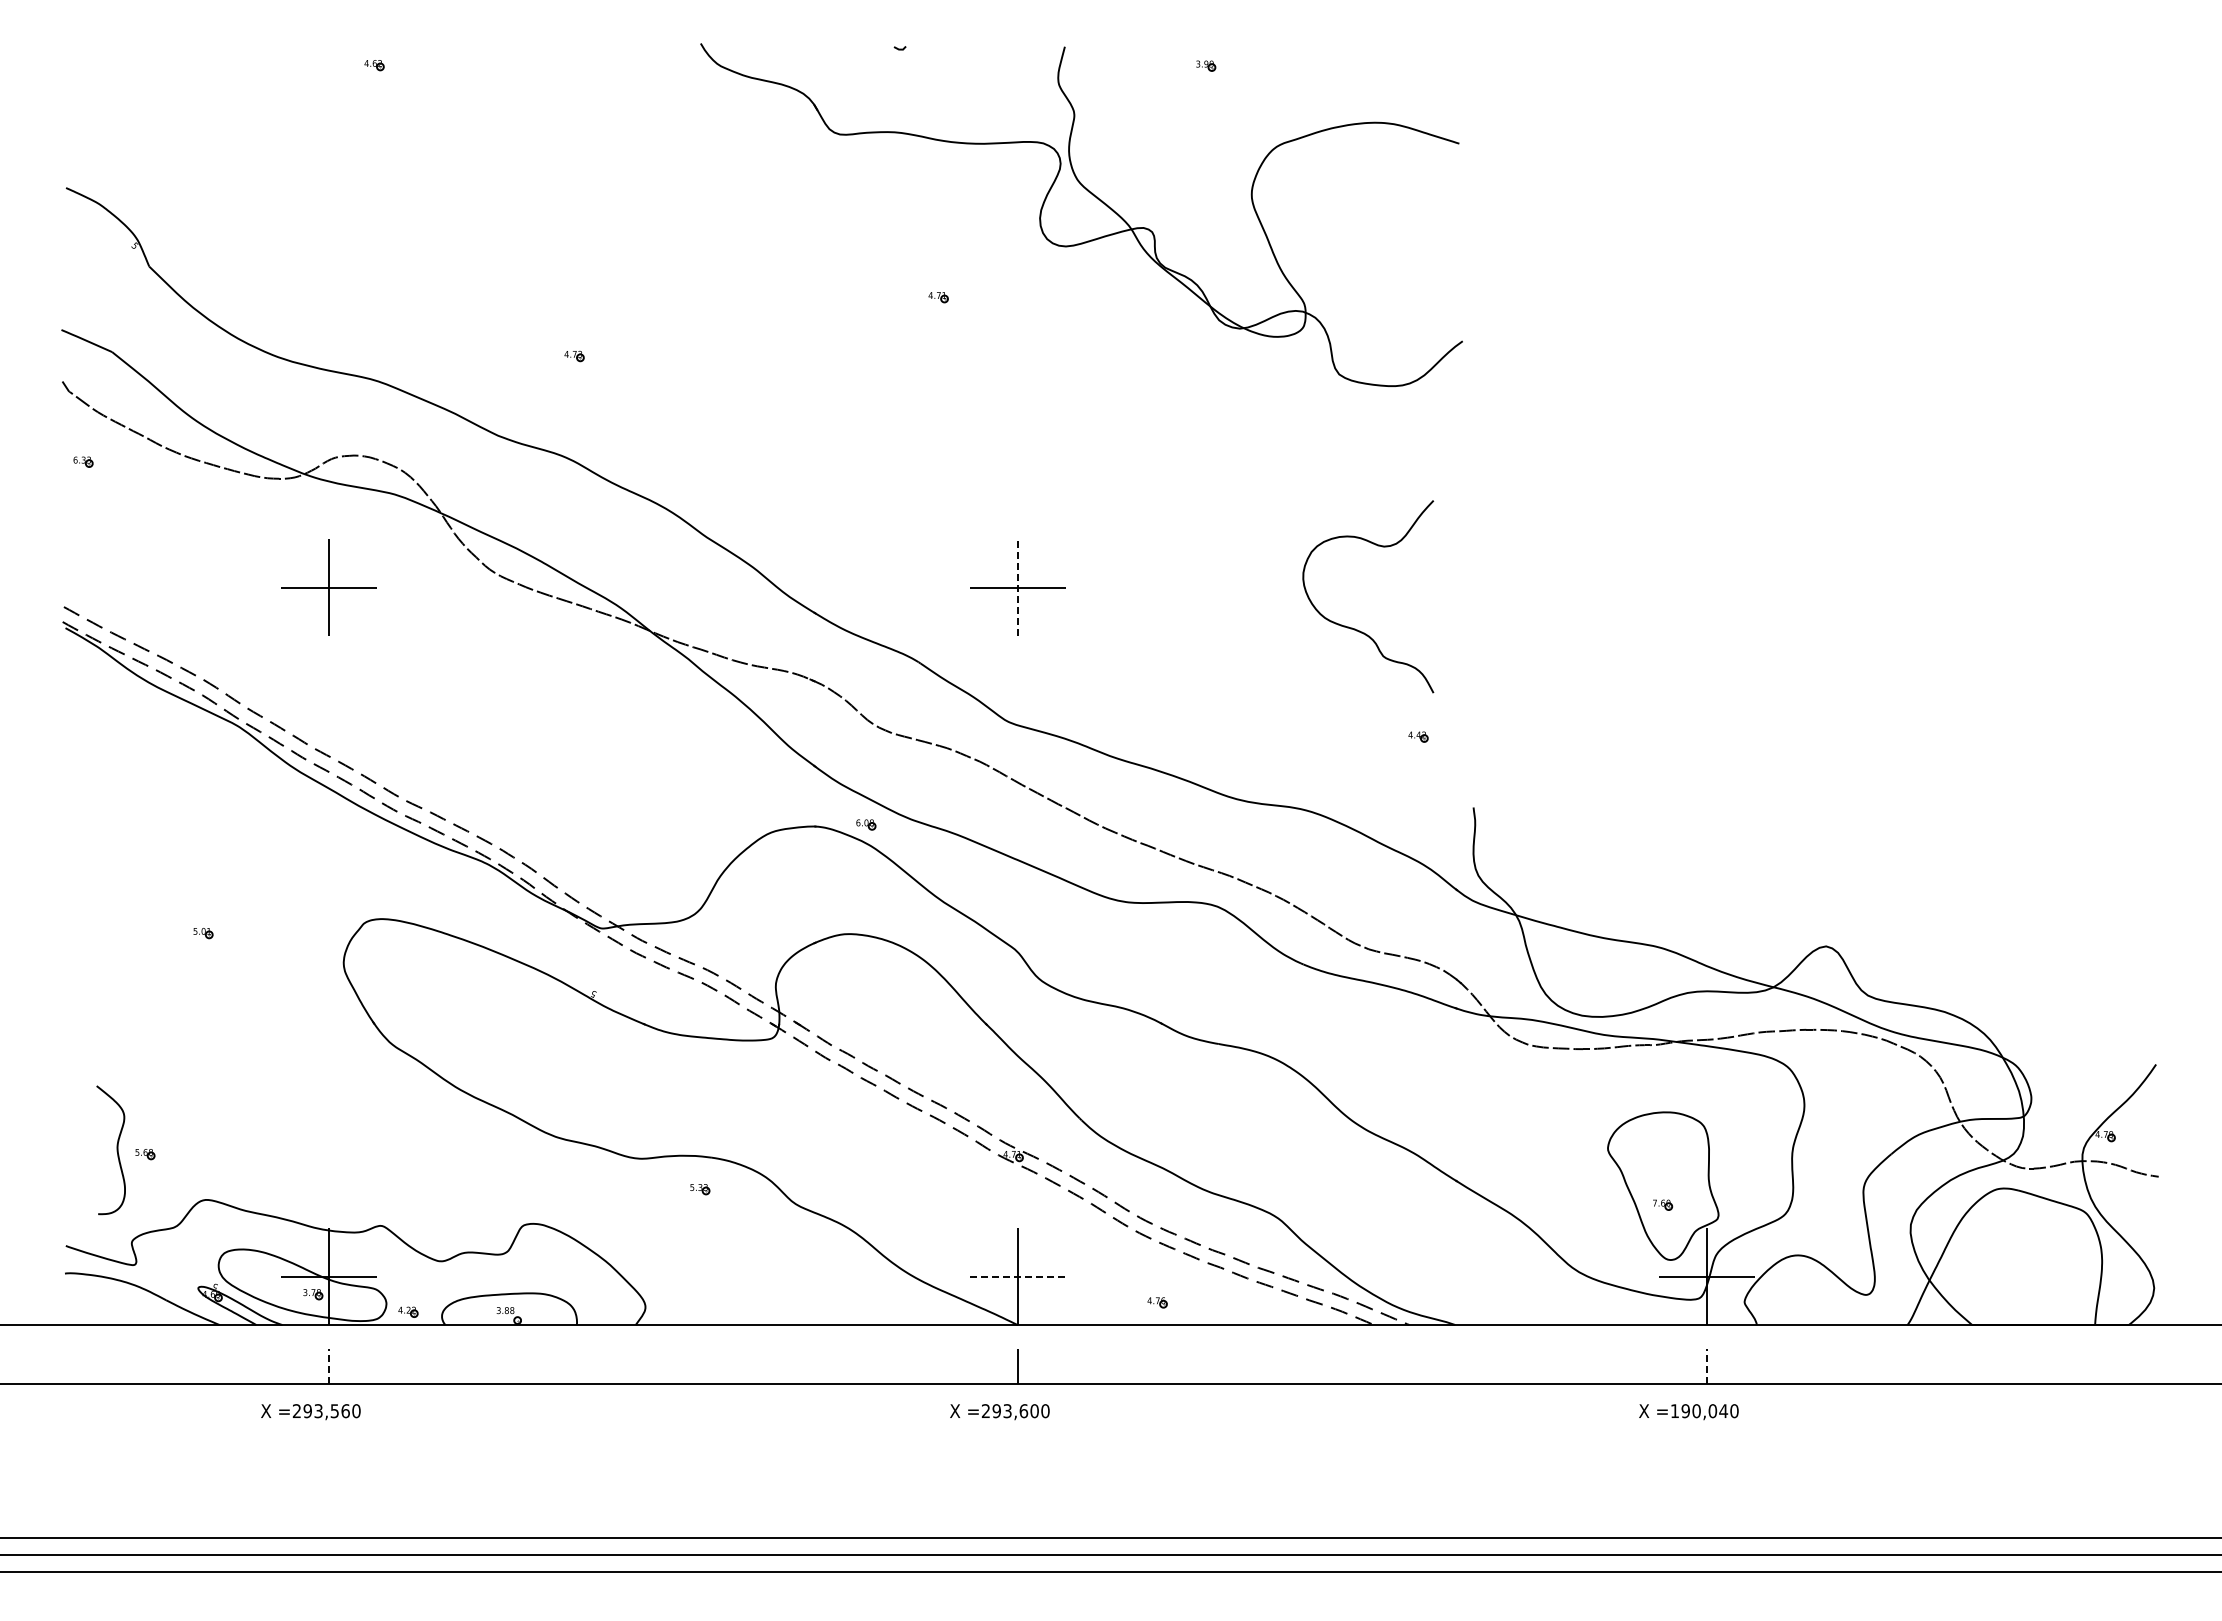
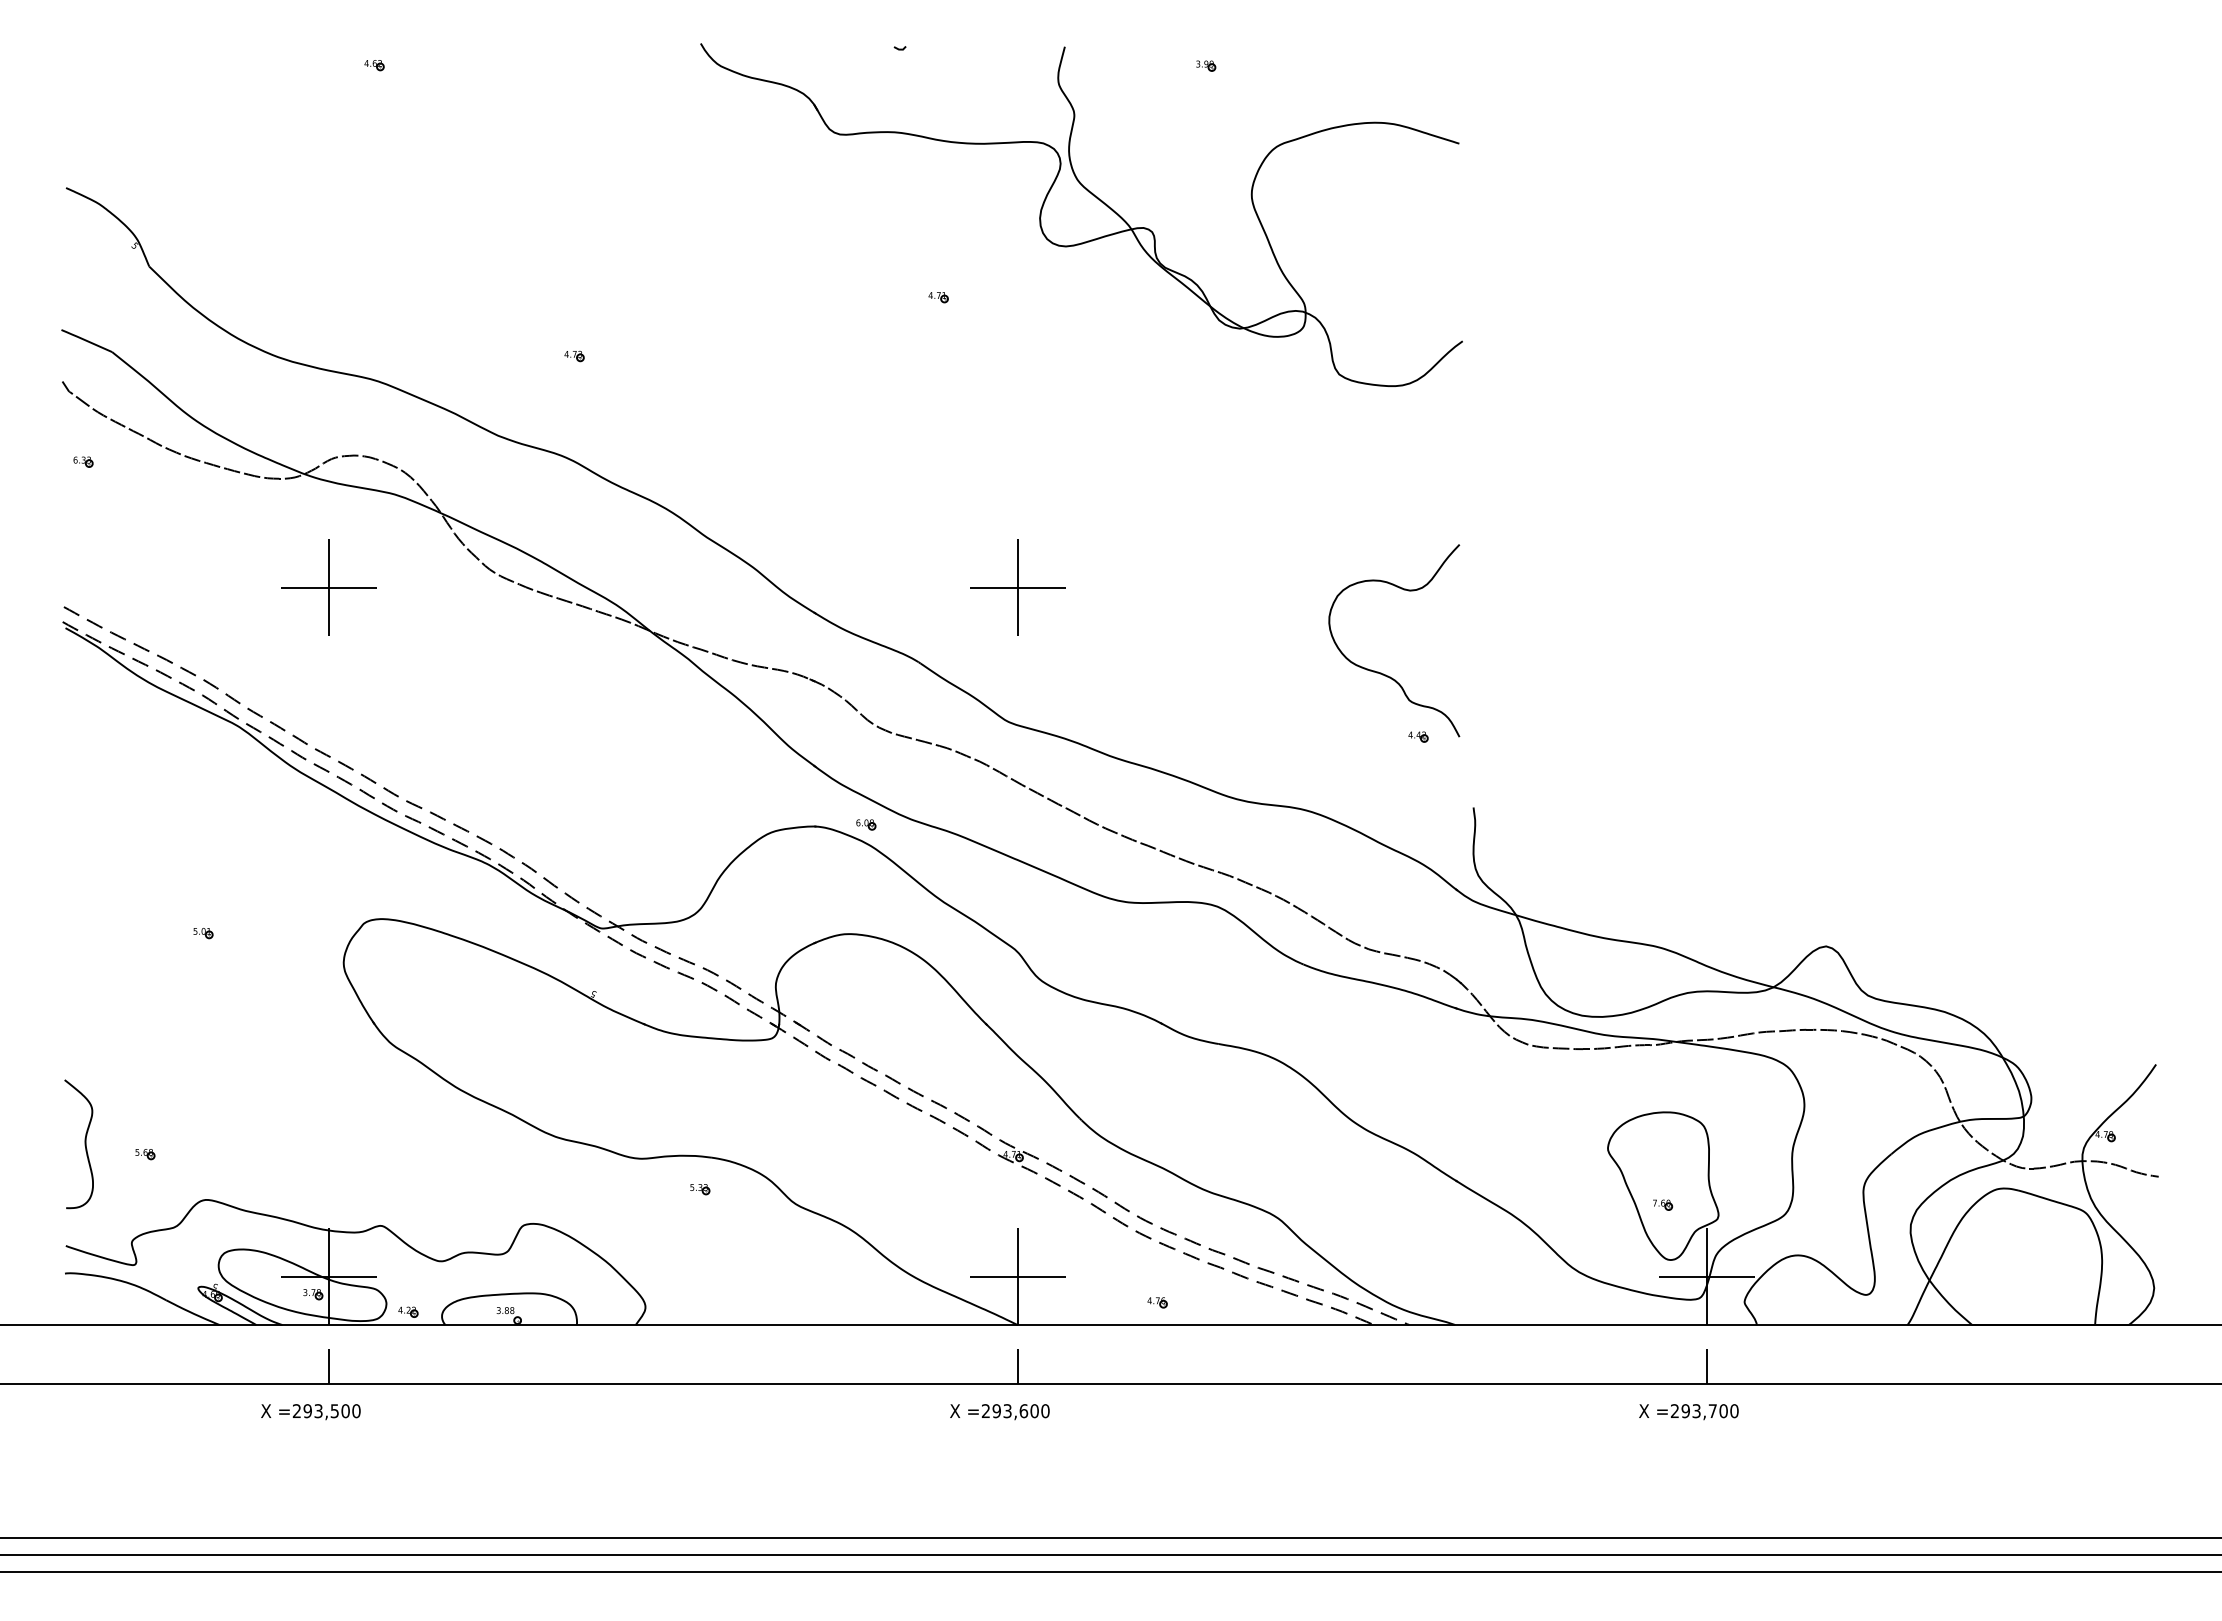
line: dashed -> solid (1018, 587)
curve position: (1355, 628) -> (1381, 672) (1381, 672)
curve position: (116, 1150) -> (84, 1144) (84, 1144)
line: dashed -> solid (1018, 1276)
line: dashed -> solid (329, 1365)
line: dashed -> solid (1707, 1365)
text: =293,560 -> =293,500 (345, 1410)
text: =190,040 -> =293,700 (1699, 1411)
